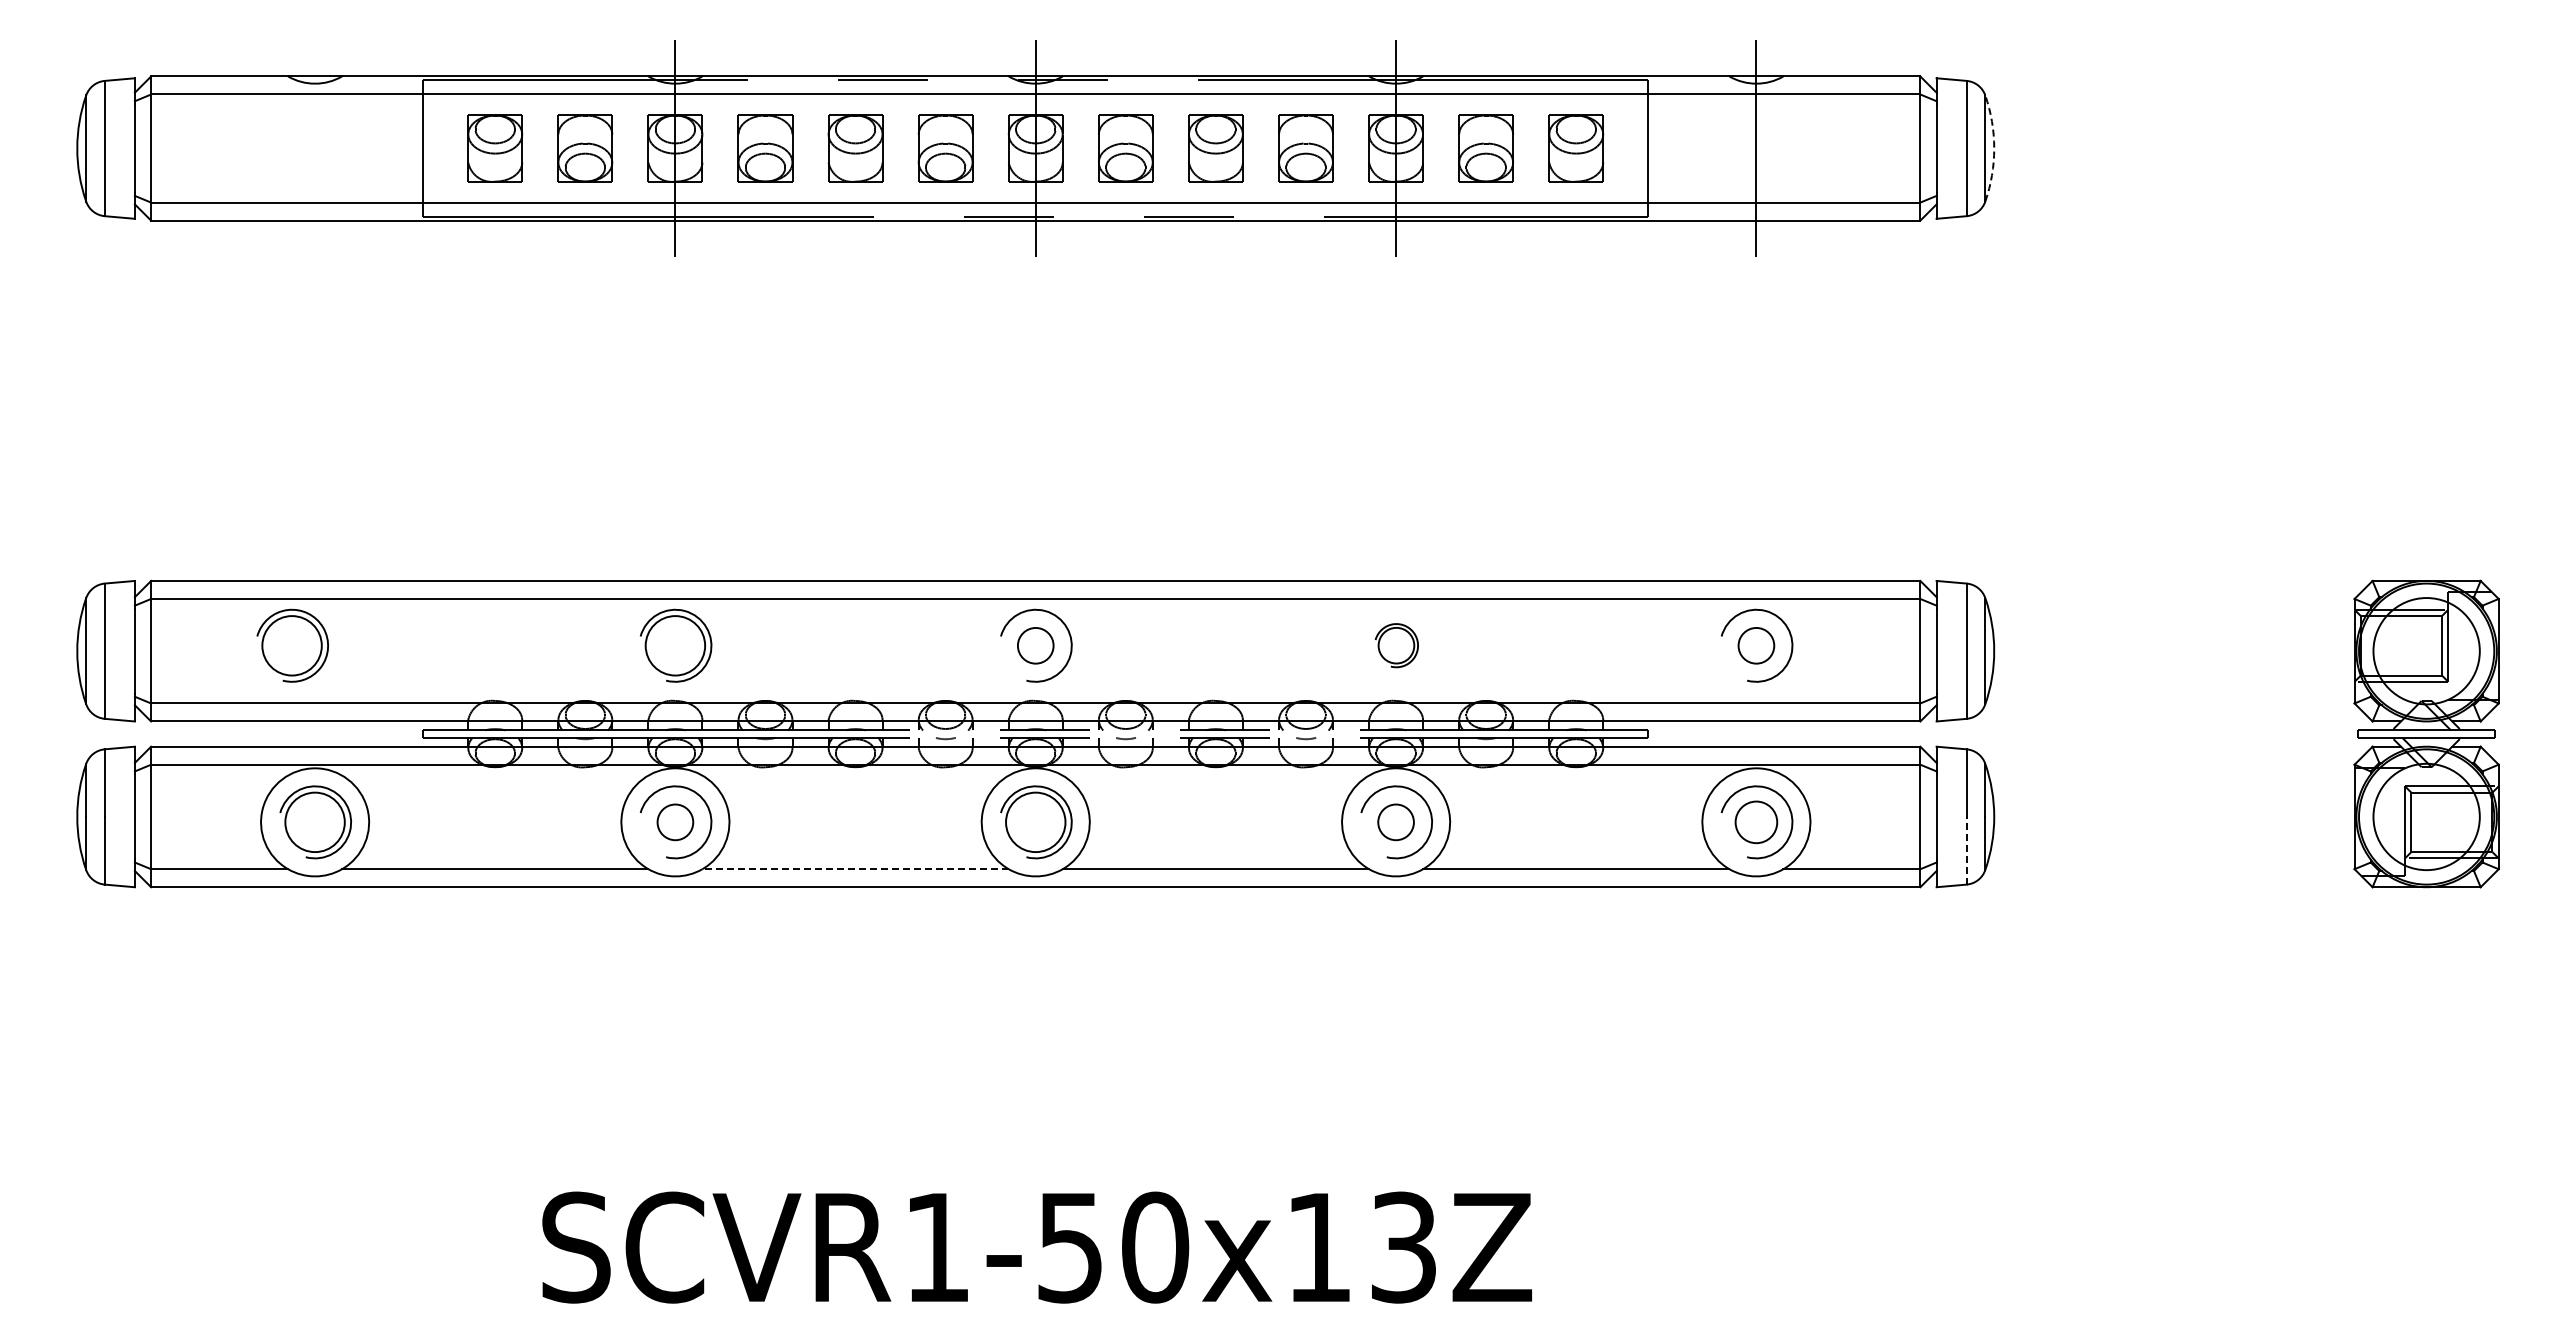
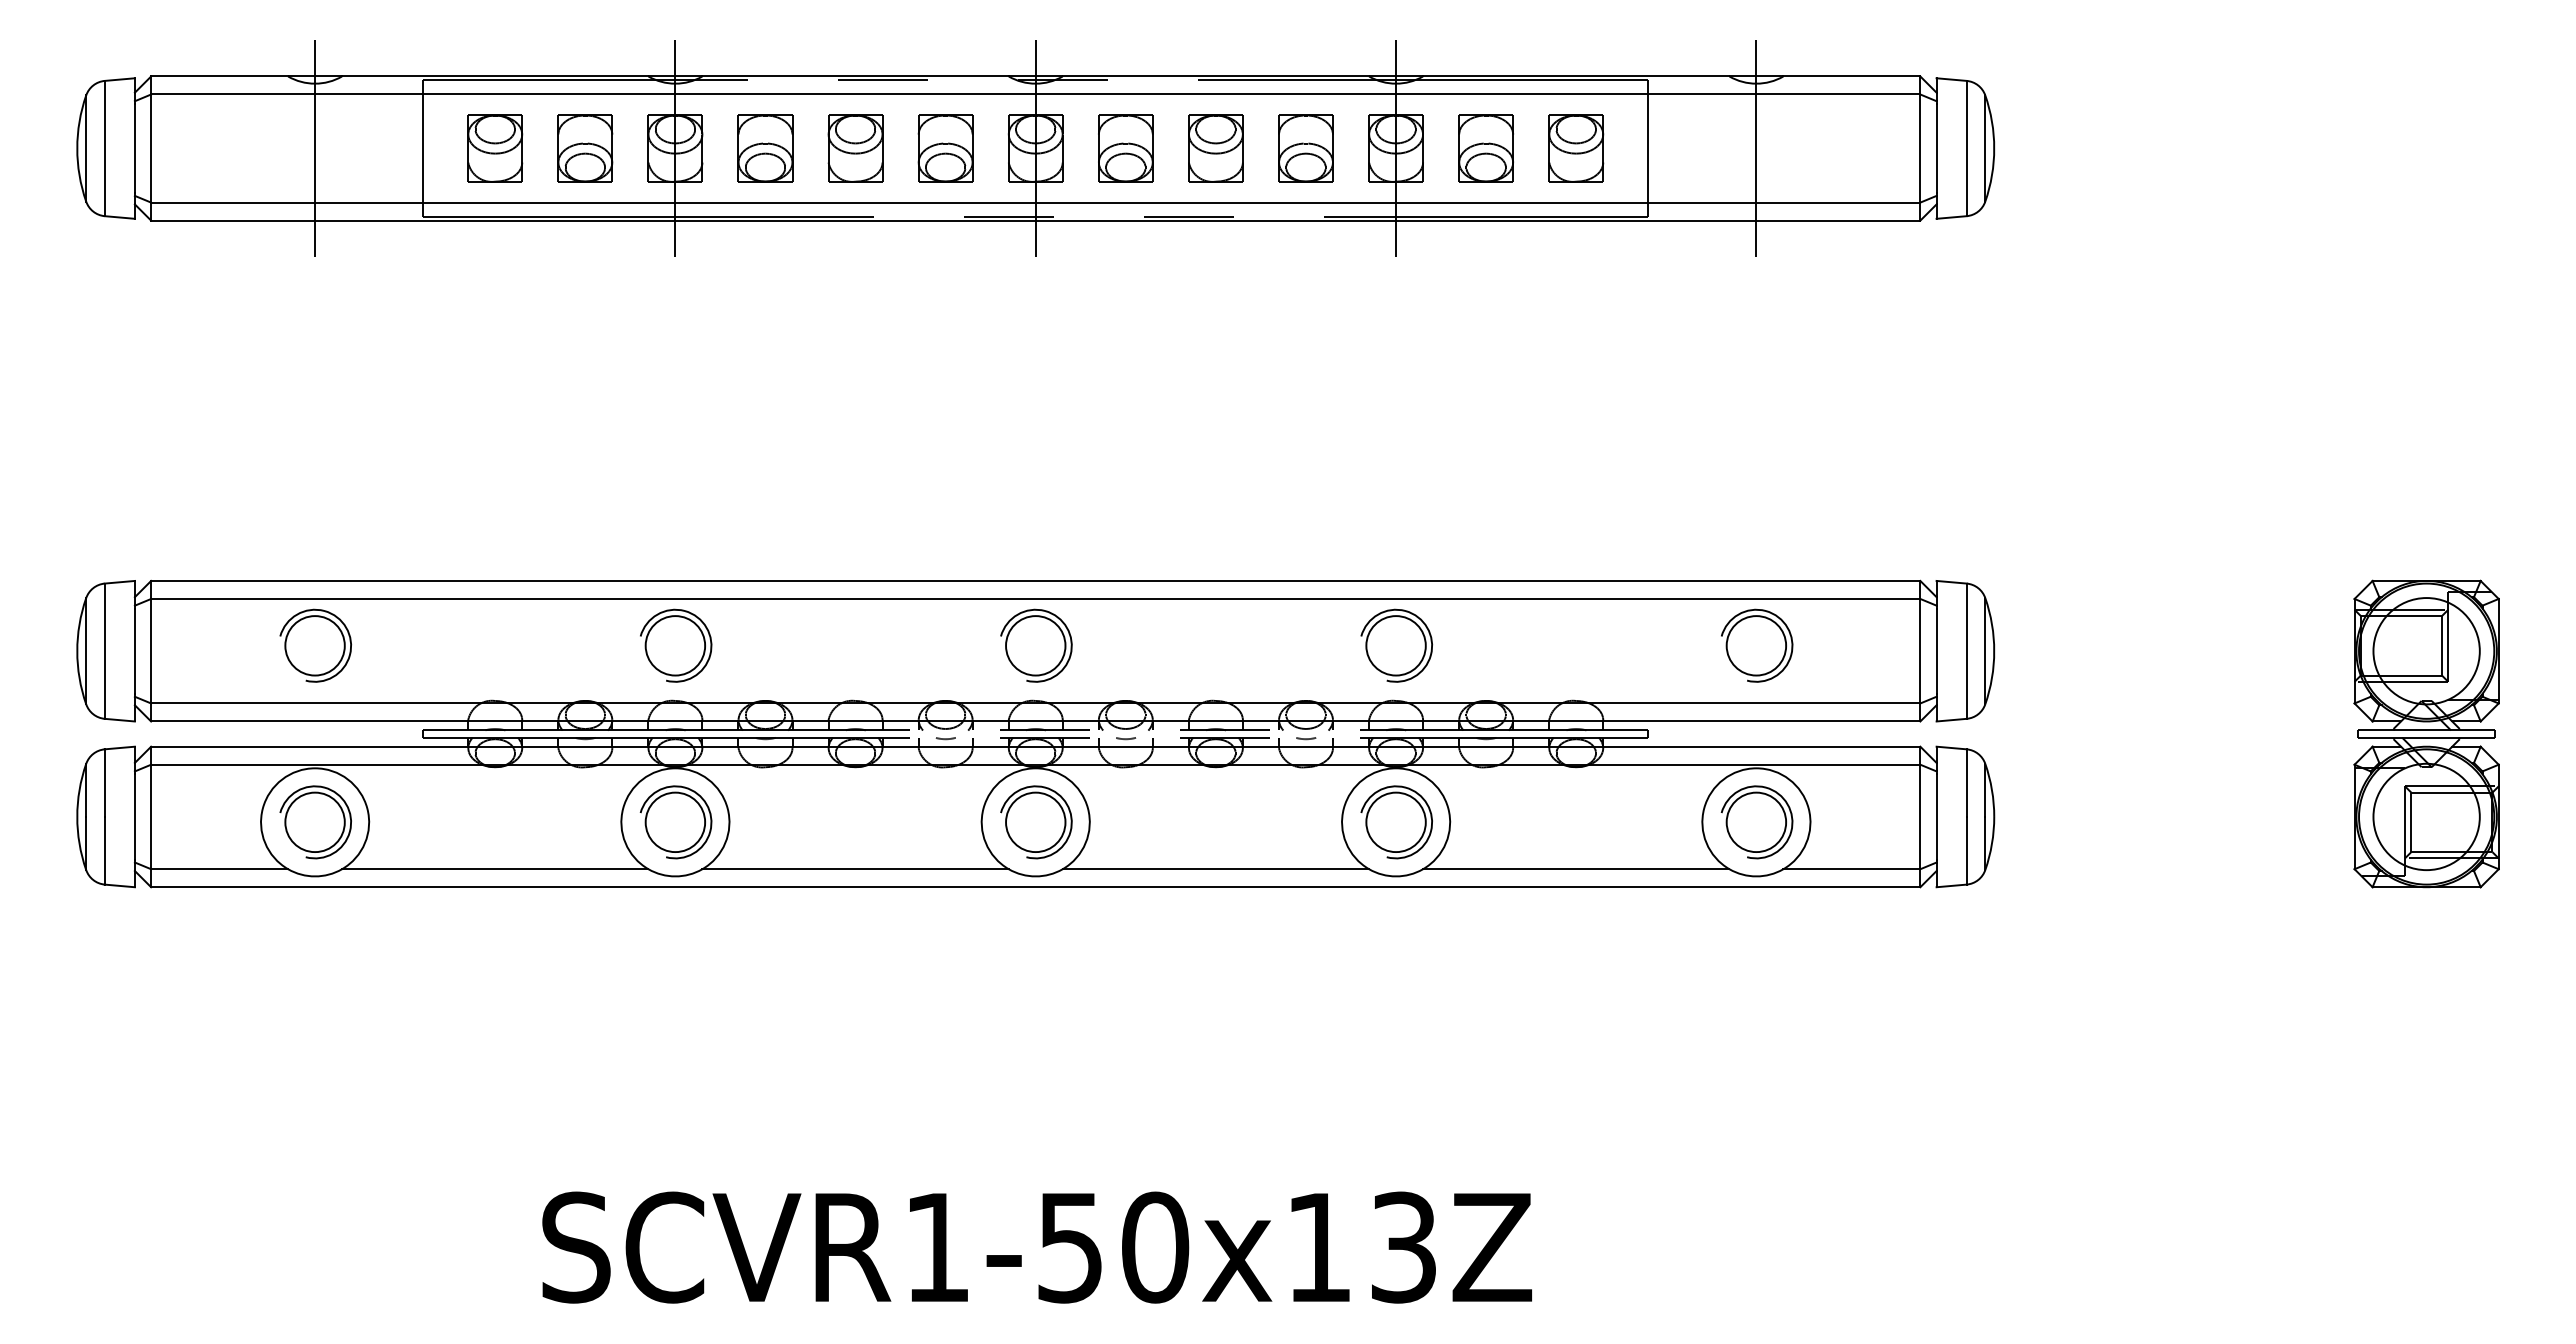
line: none -> present (315, 148)
arc: dashed -> solid (1994, 148)
part position: (292, 645) -> (315, 645) (315, 645)
circle diameter: 36 px -> 59 px (1035, 645)
part size: 45x46 px -> 74x75 px (1396, 645)
circle diameter: 36 px -> 59 px (1756, 645)
circle diameter: 36 px -> 59 px (675, 822)
circle diameter: 36 px -> 59 px (1395, 822)
circle diameter: 42 px -> 59 px (1756, 822)
line: dashed -> solid (1966, 850)
line: dashed -> solid (855, 869)
